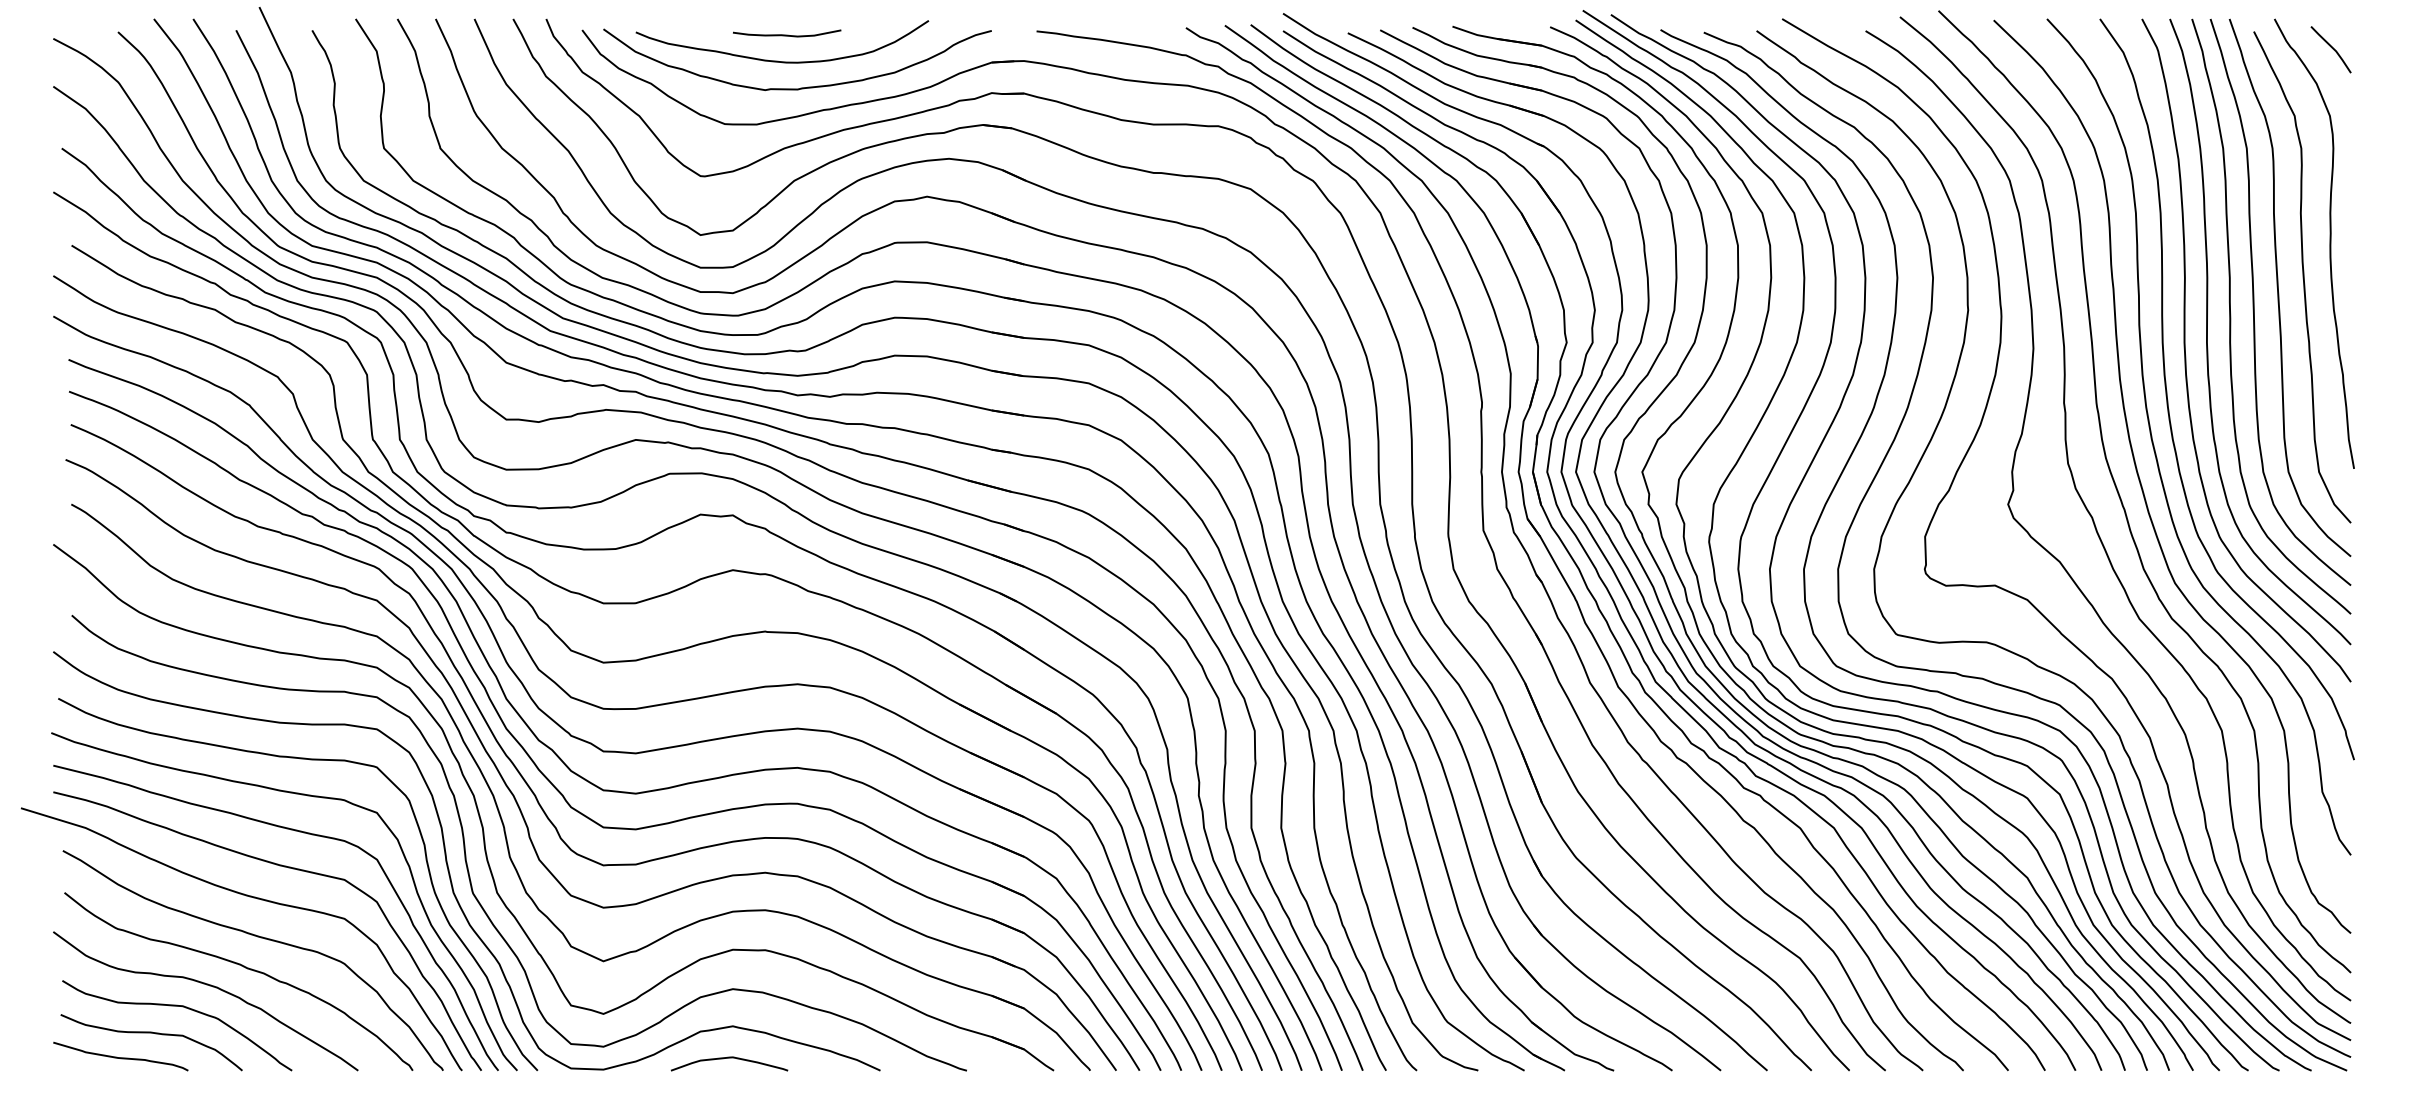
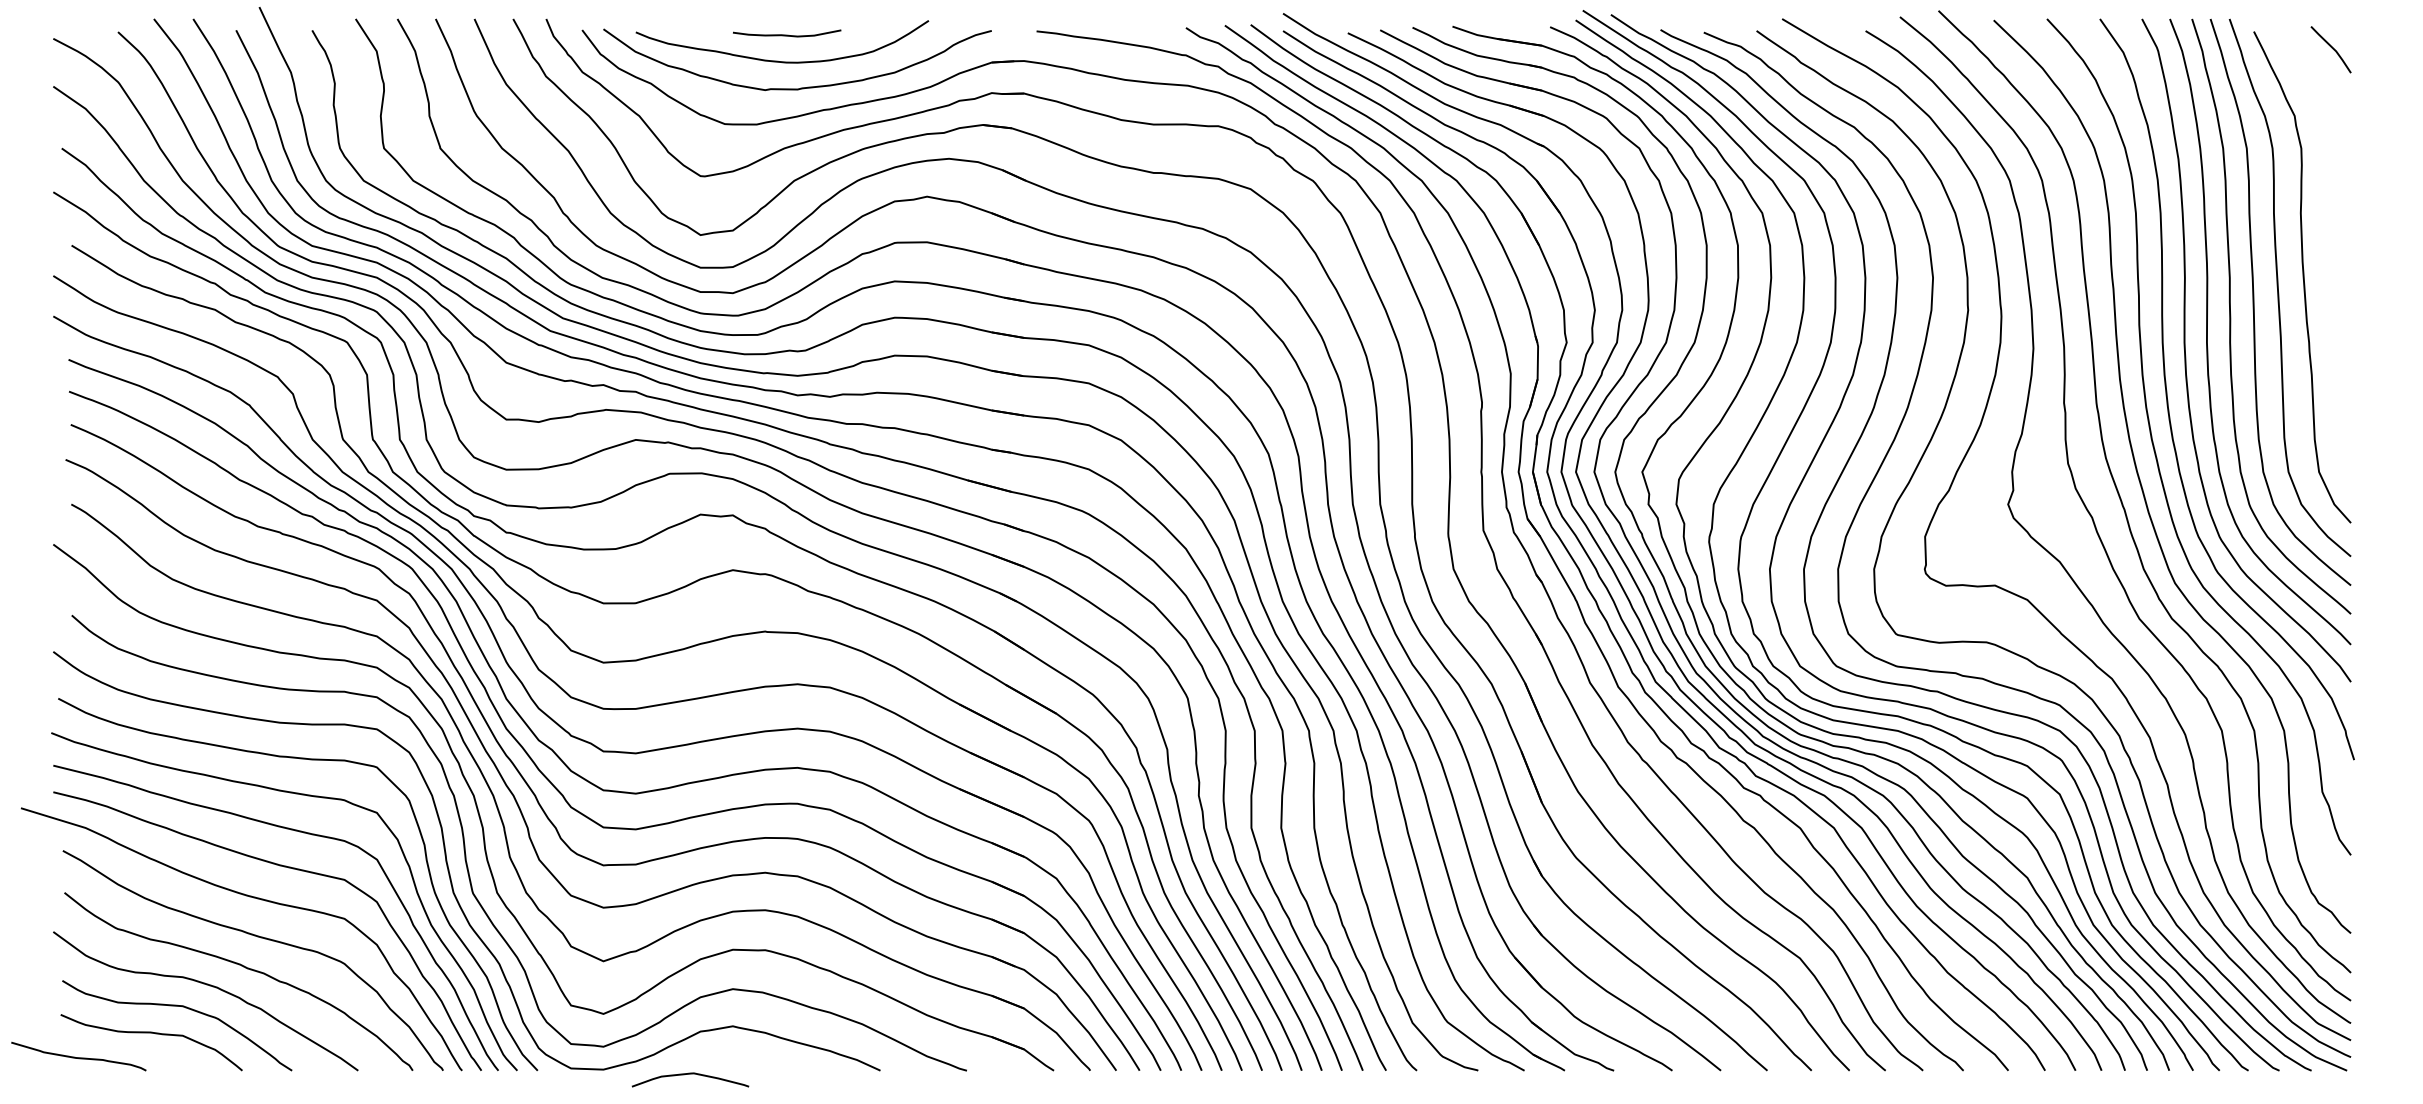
curve: present -> none (2329, 243)
curve position: (120, 1057) -> (78, 1057) (78, 1057)
curve position: (729, 1058) -> (690, 1074) (690, 1074)
